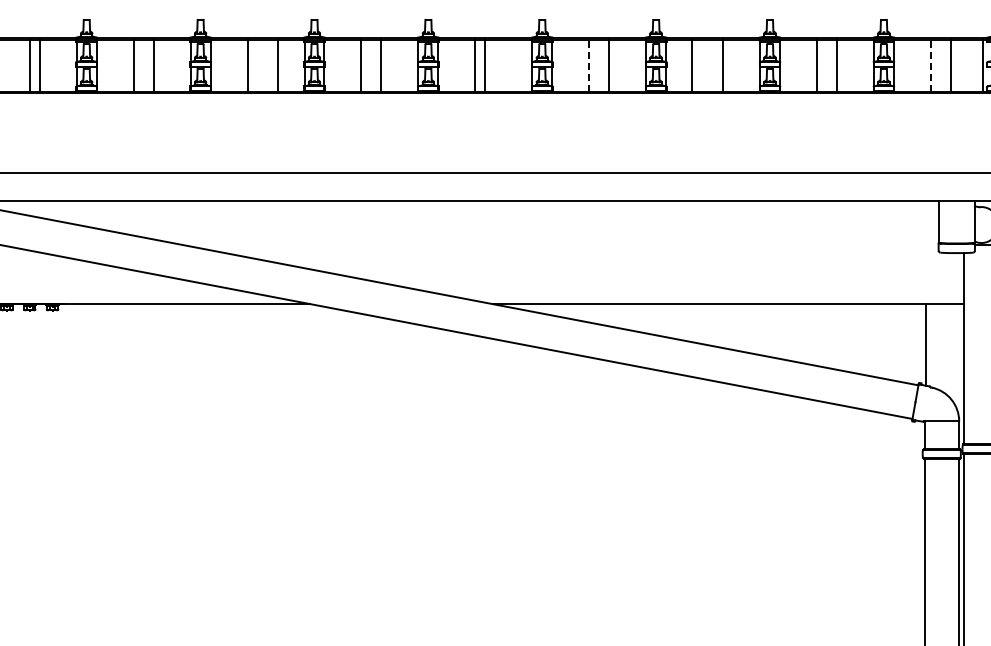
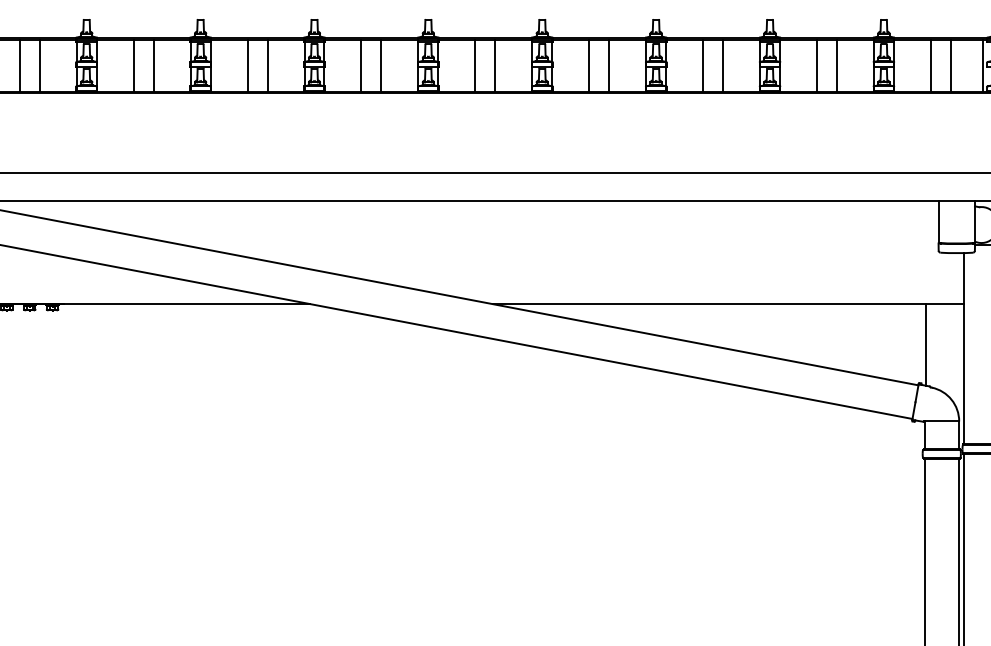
line: dashed -> solid (589, 65)
line: dashed -> solid (930, 65)
line position: (29, 66) -> (19, 66) (19, 66)
line position: (277, 66) -> (267, 66) (267, 66)
line position: (485, 66) -> (495, 66) (495, 66)
line position: (692, 66) -> (703, 66) (703, 66)
